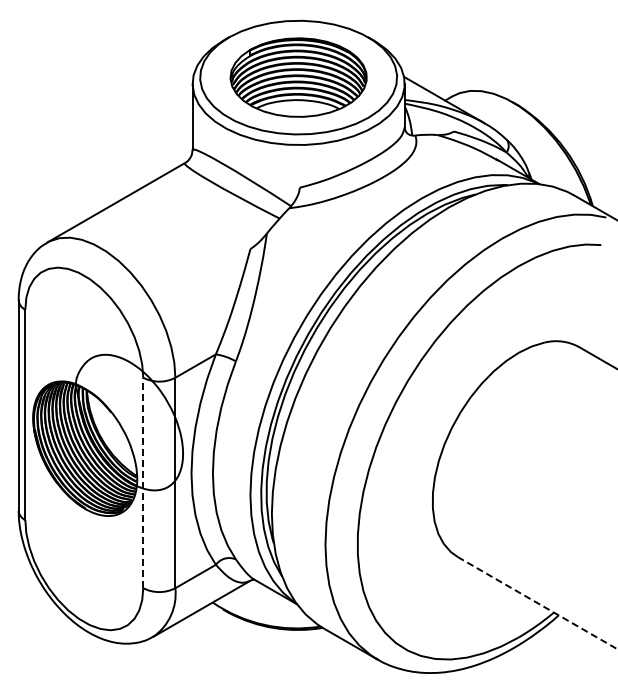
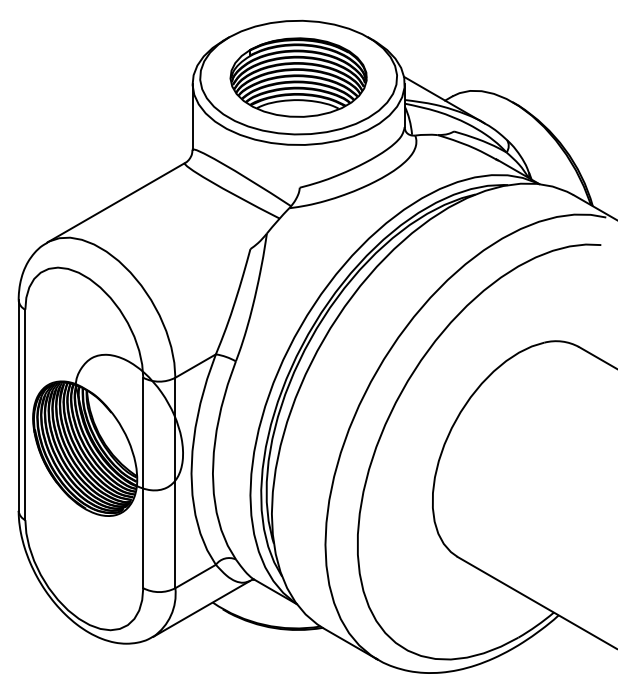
line: dashed -> solid (143, 482)
line: dashed -> solid (537, 603)
